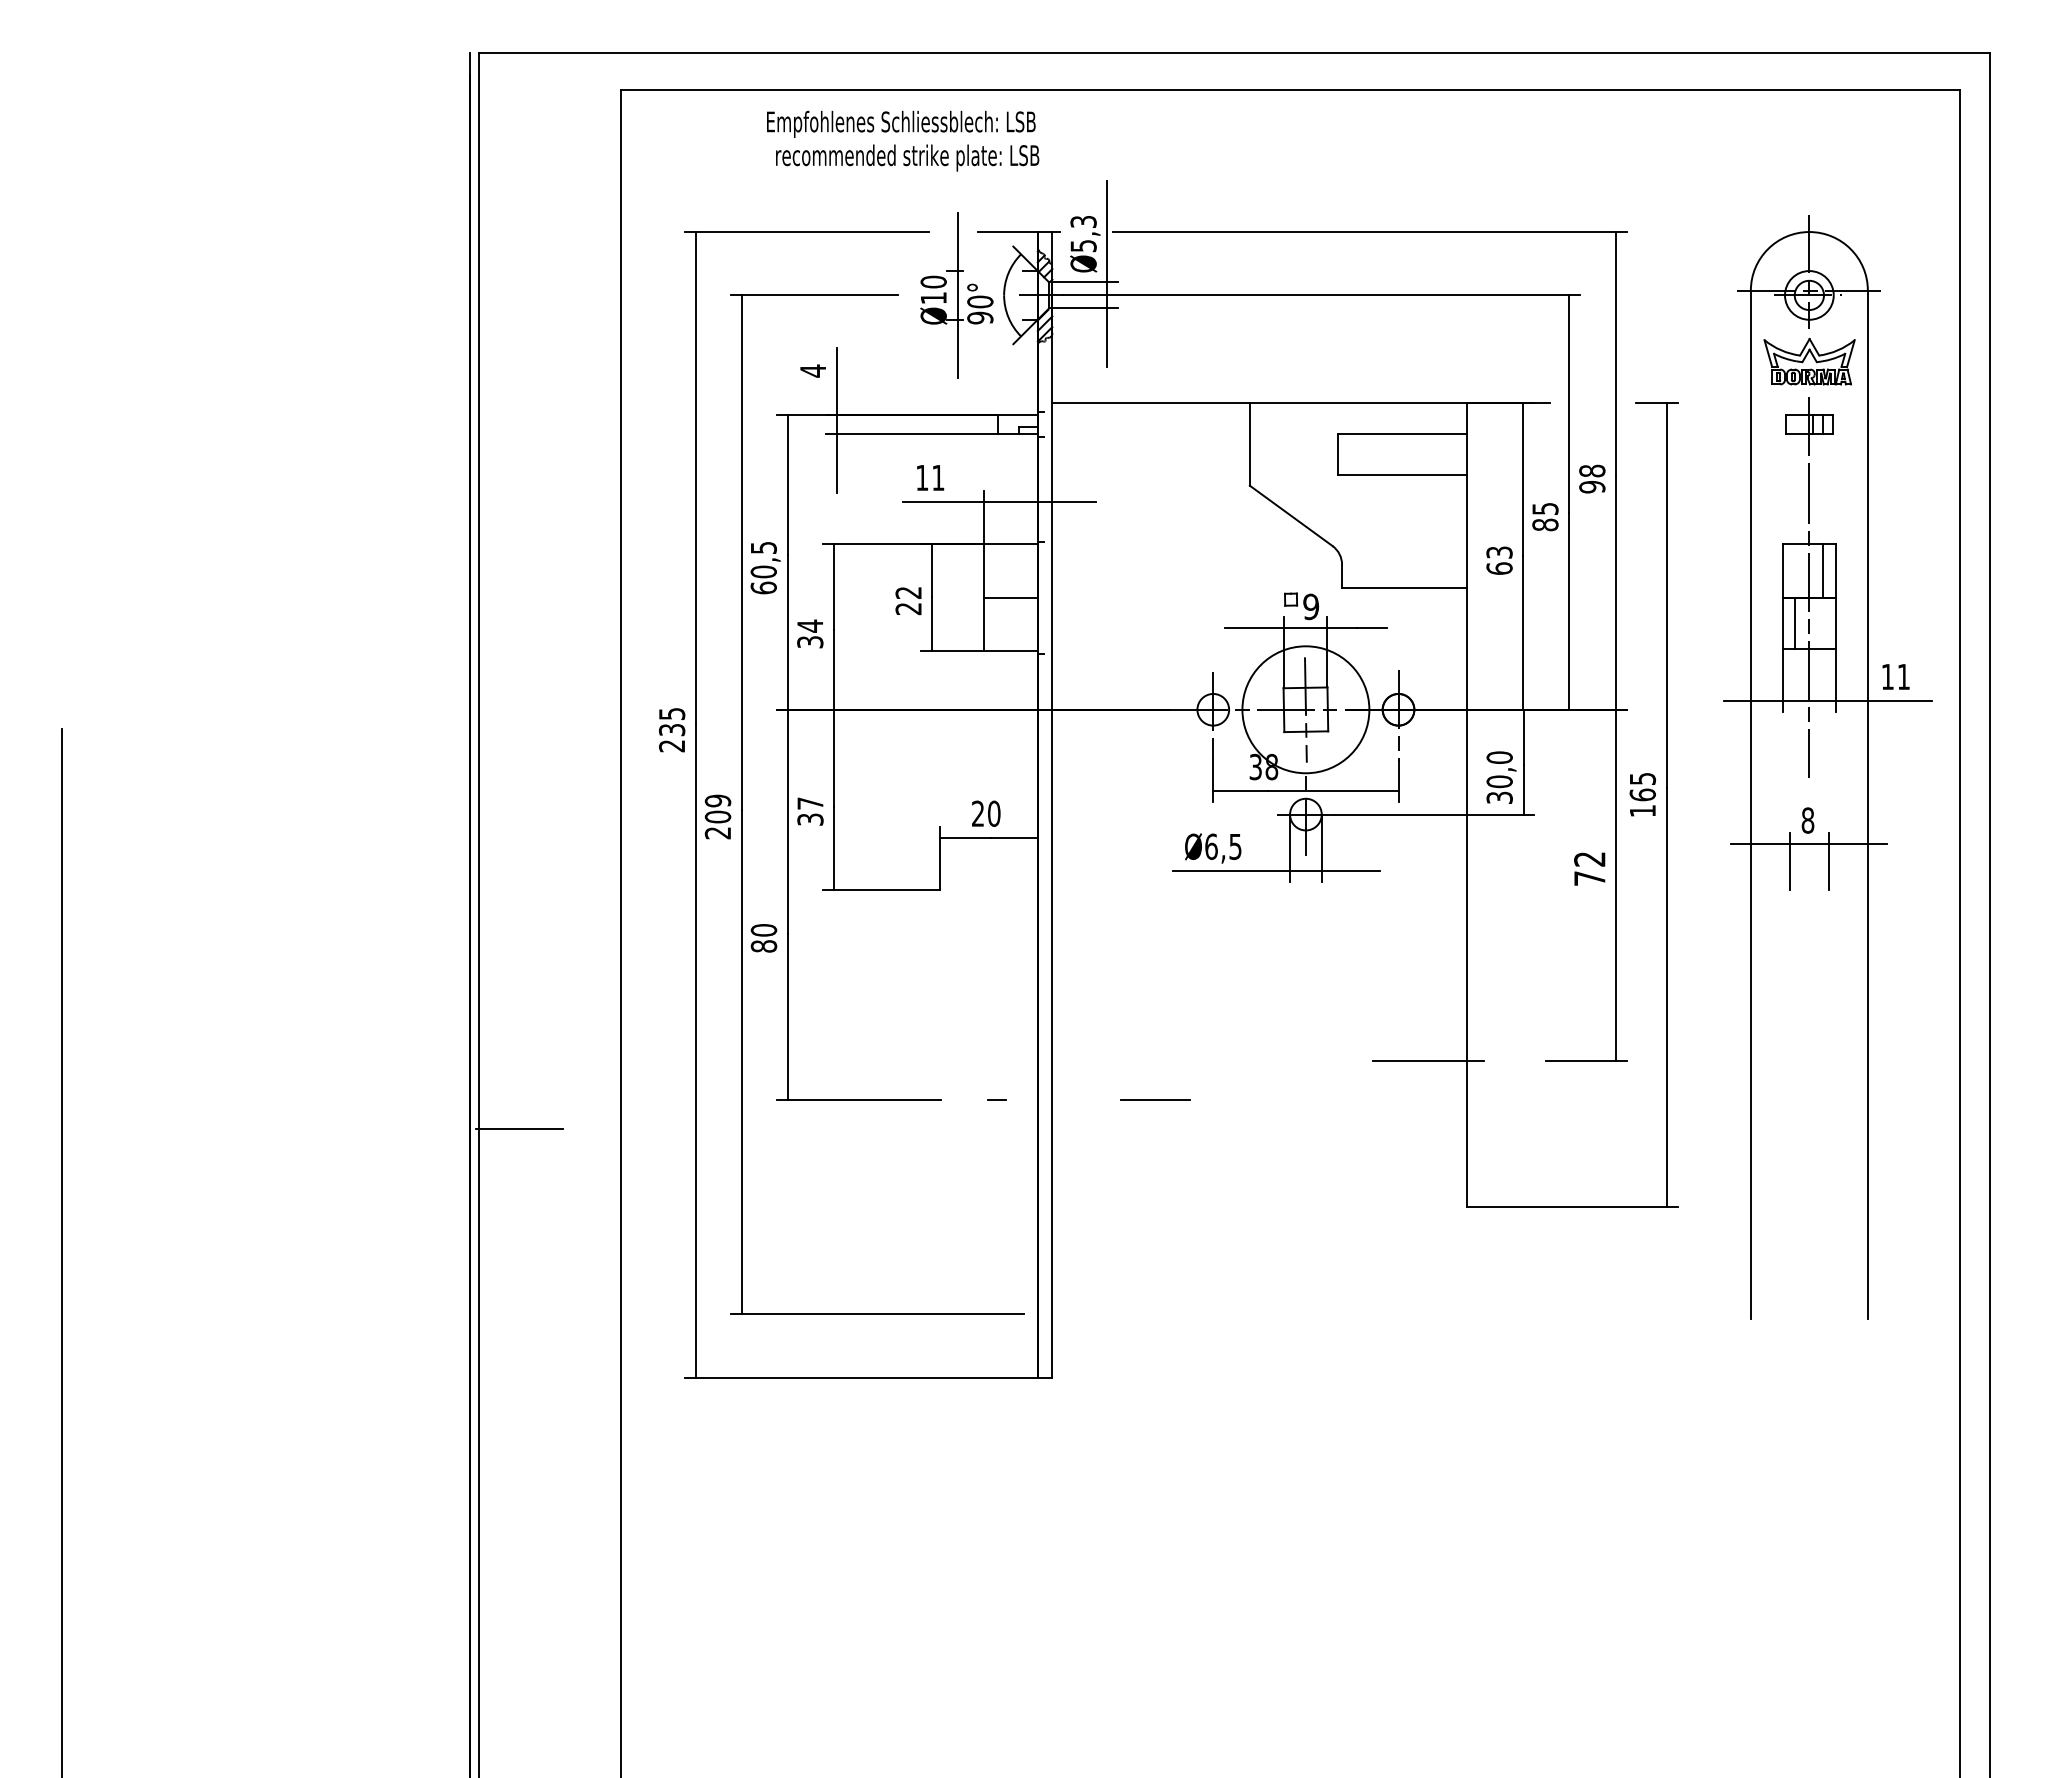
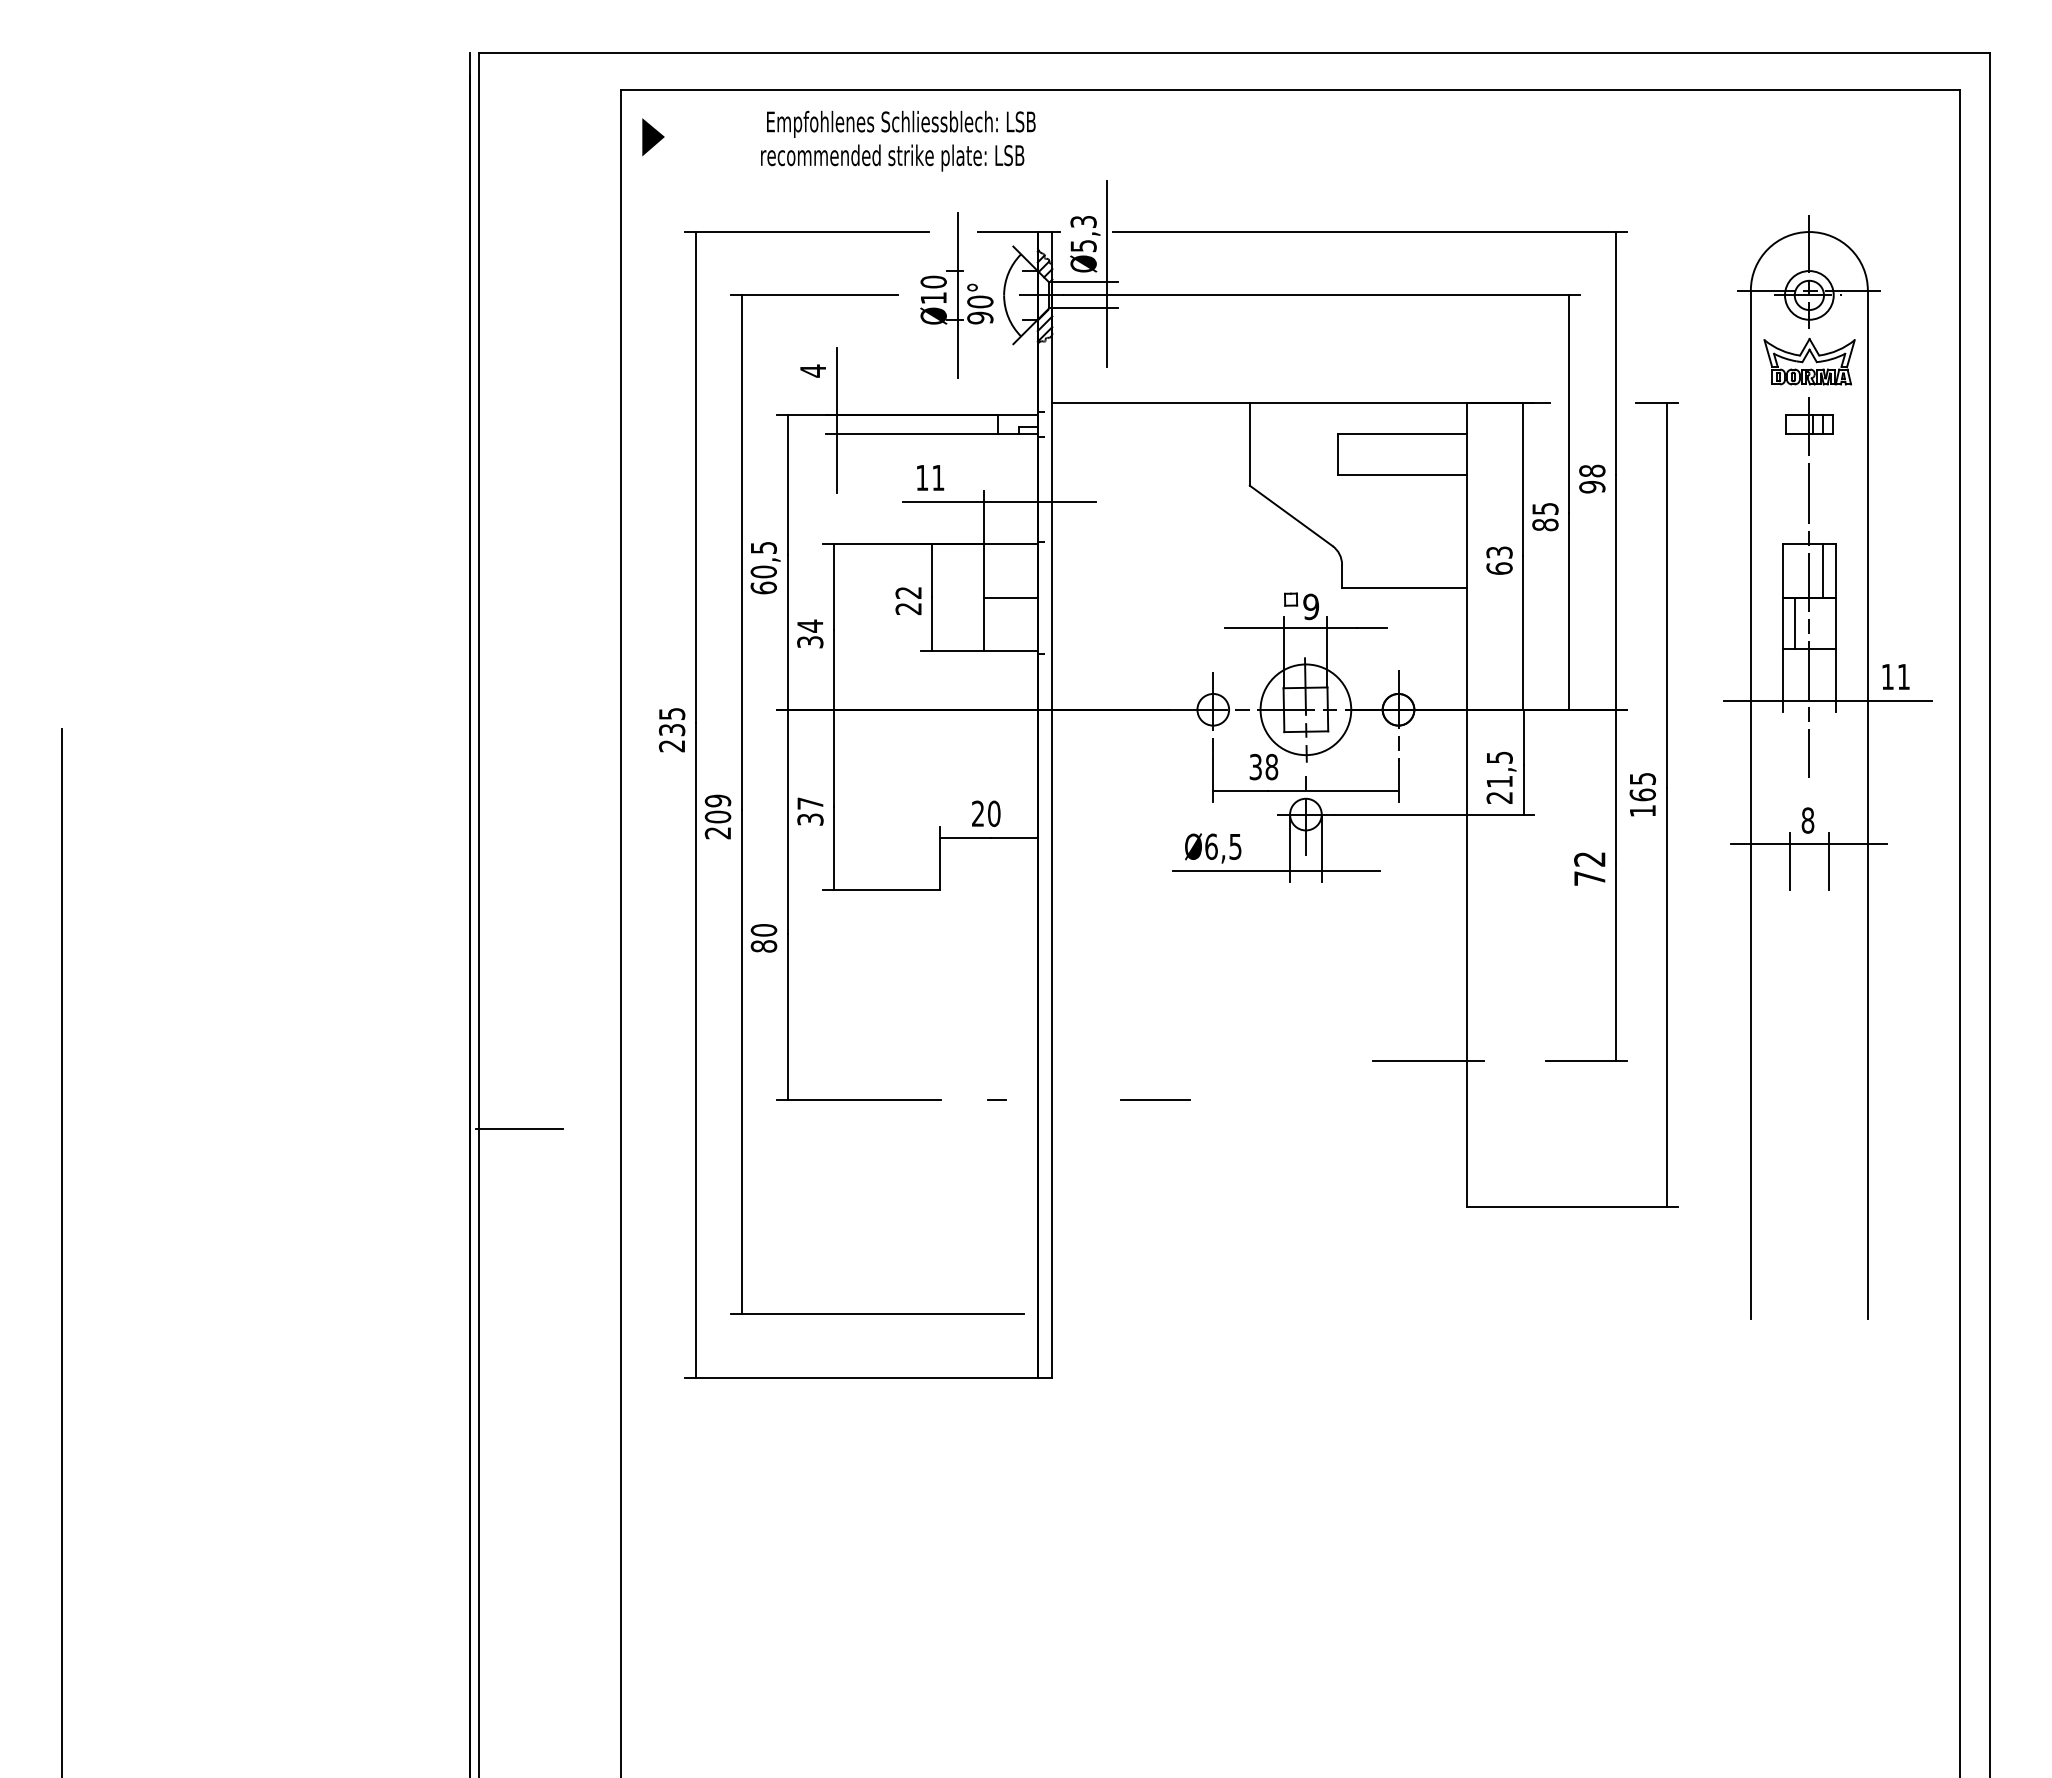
fill: none -> present (653, 137)
text position: (907, 157) -> (892, 157) (892, 157)
circle diameter: 127 px -> 91 px (1305, 709)
text: 30,0 -> 21,5 (1499, 777)
